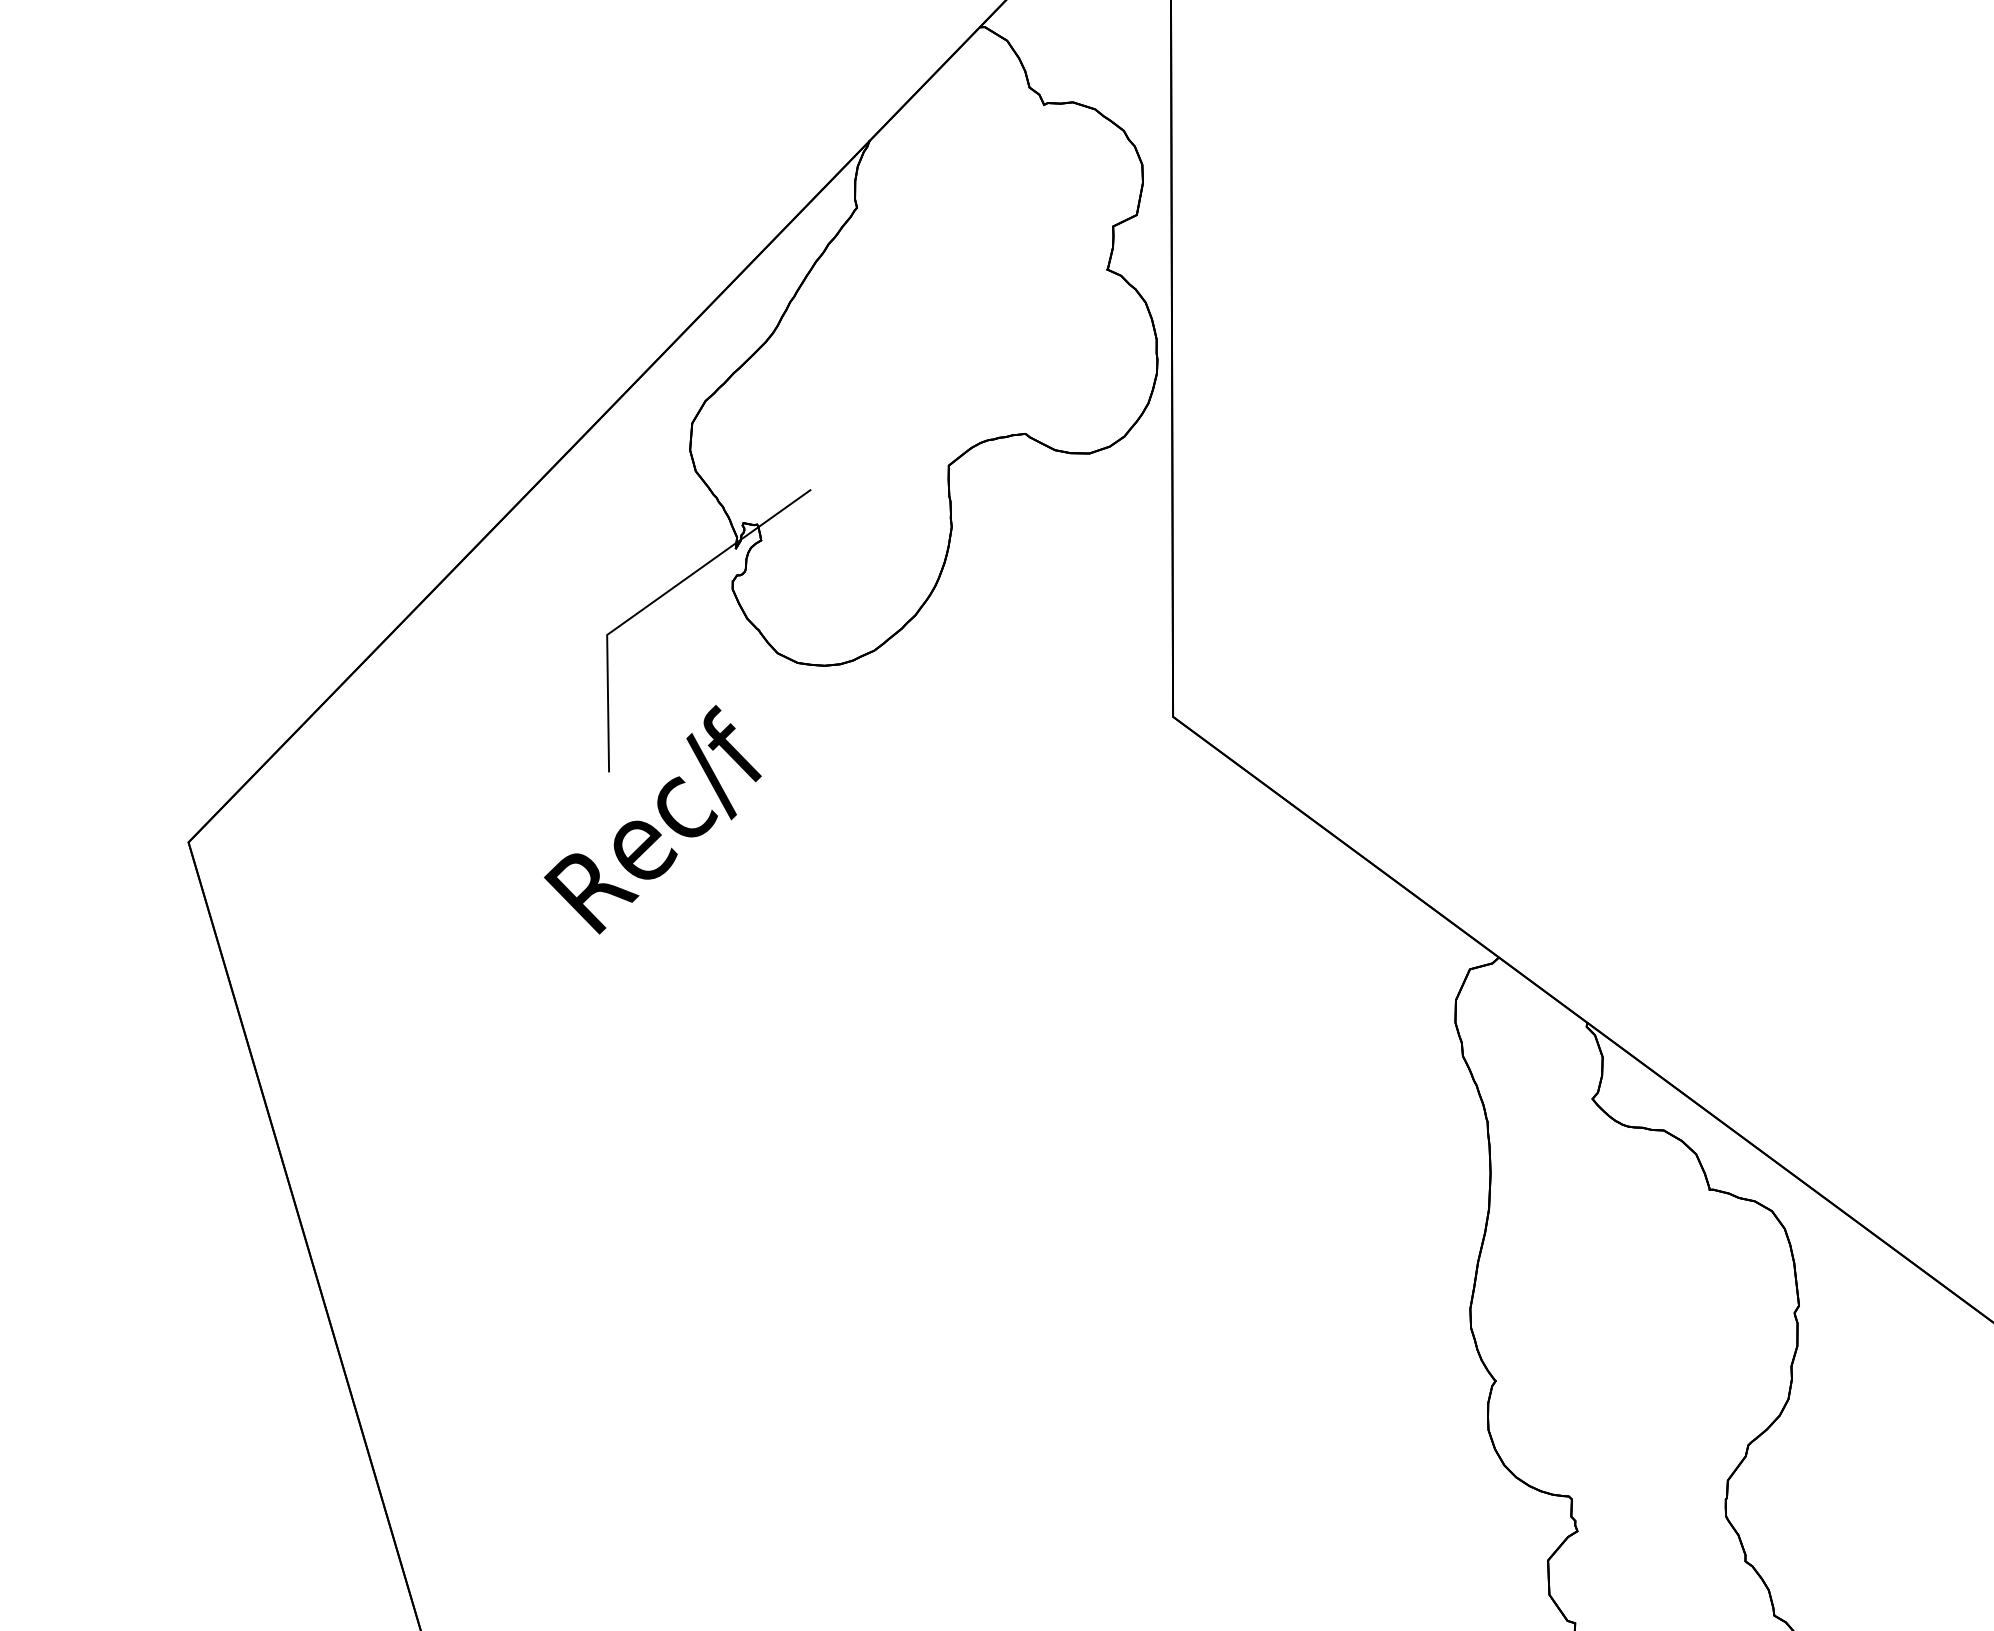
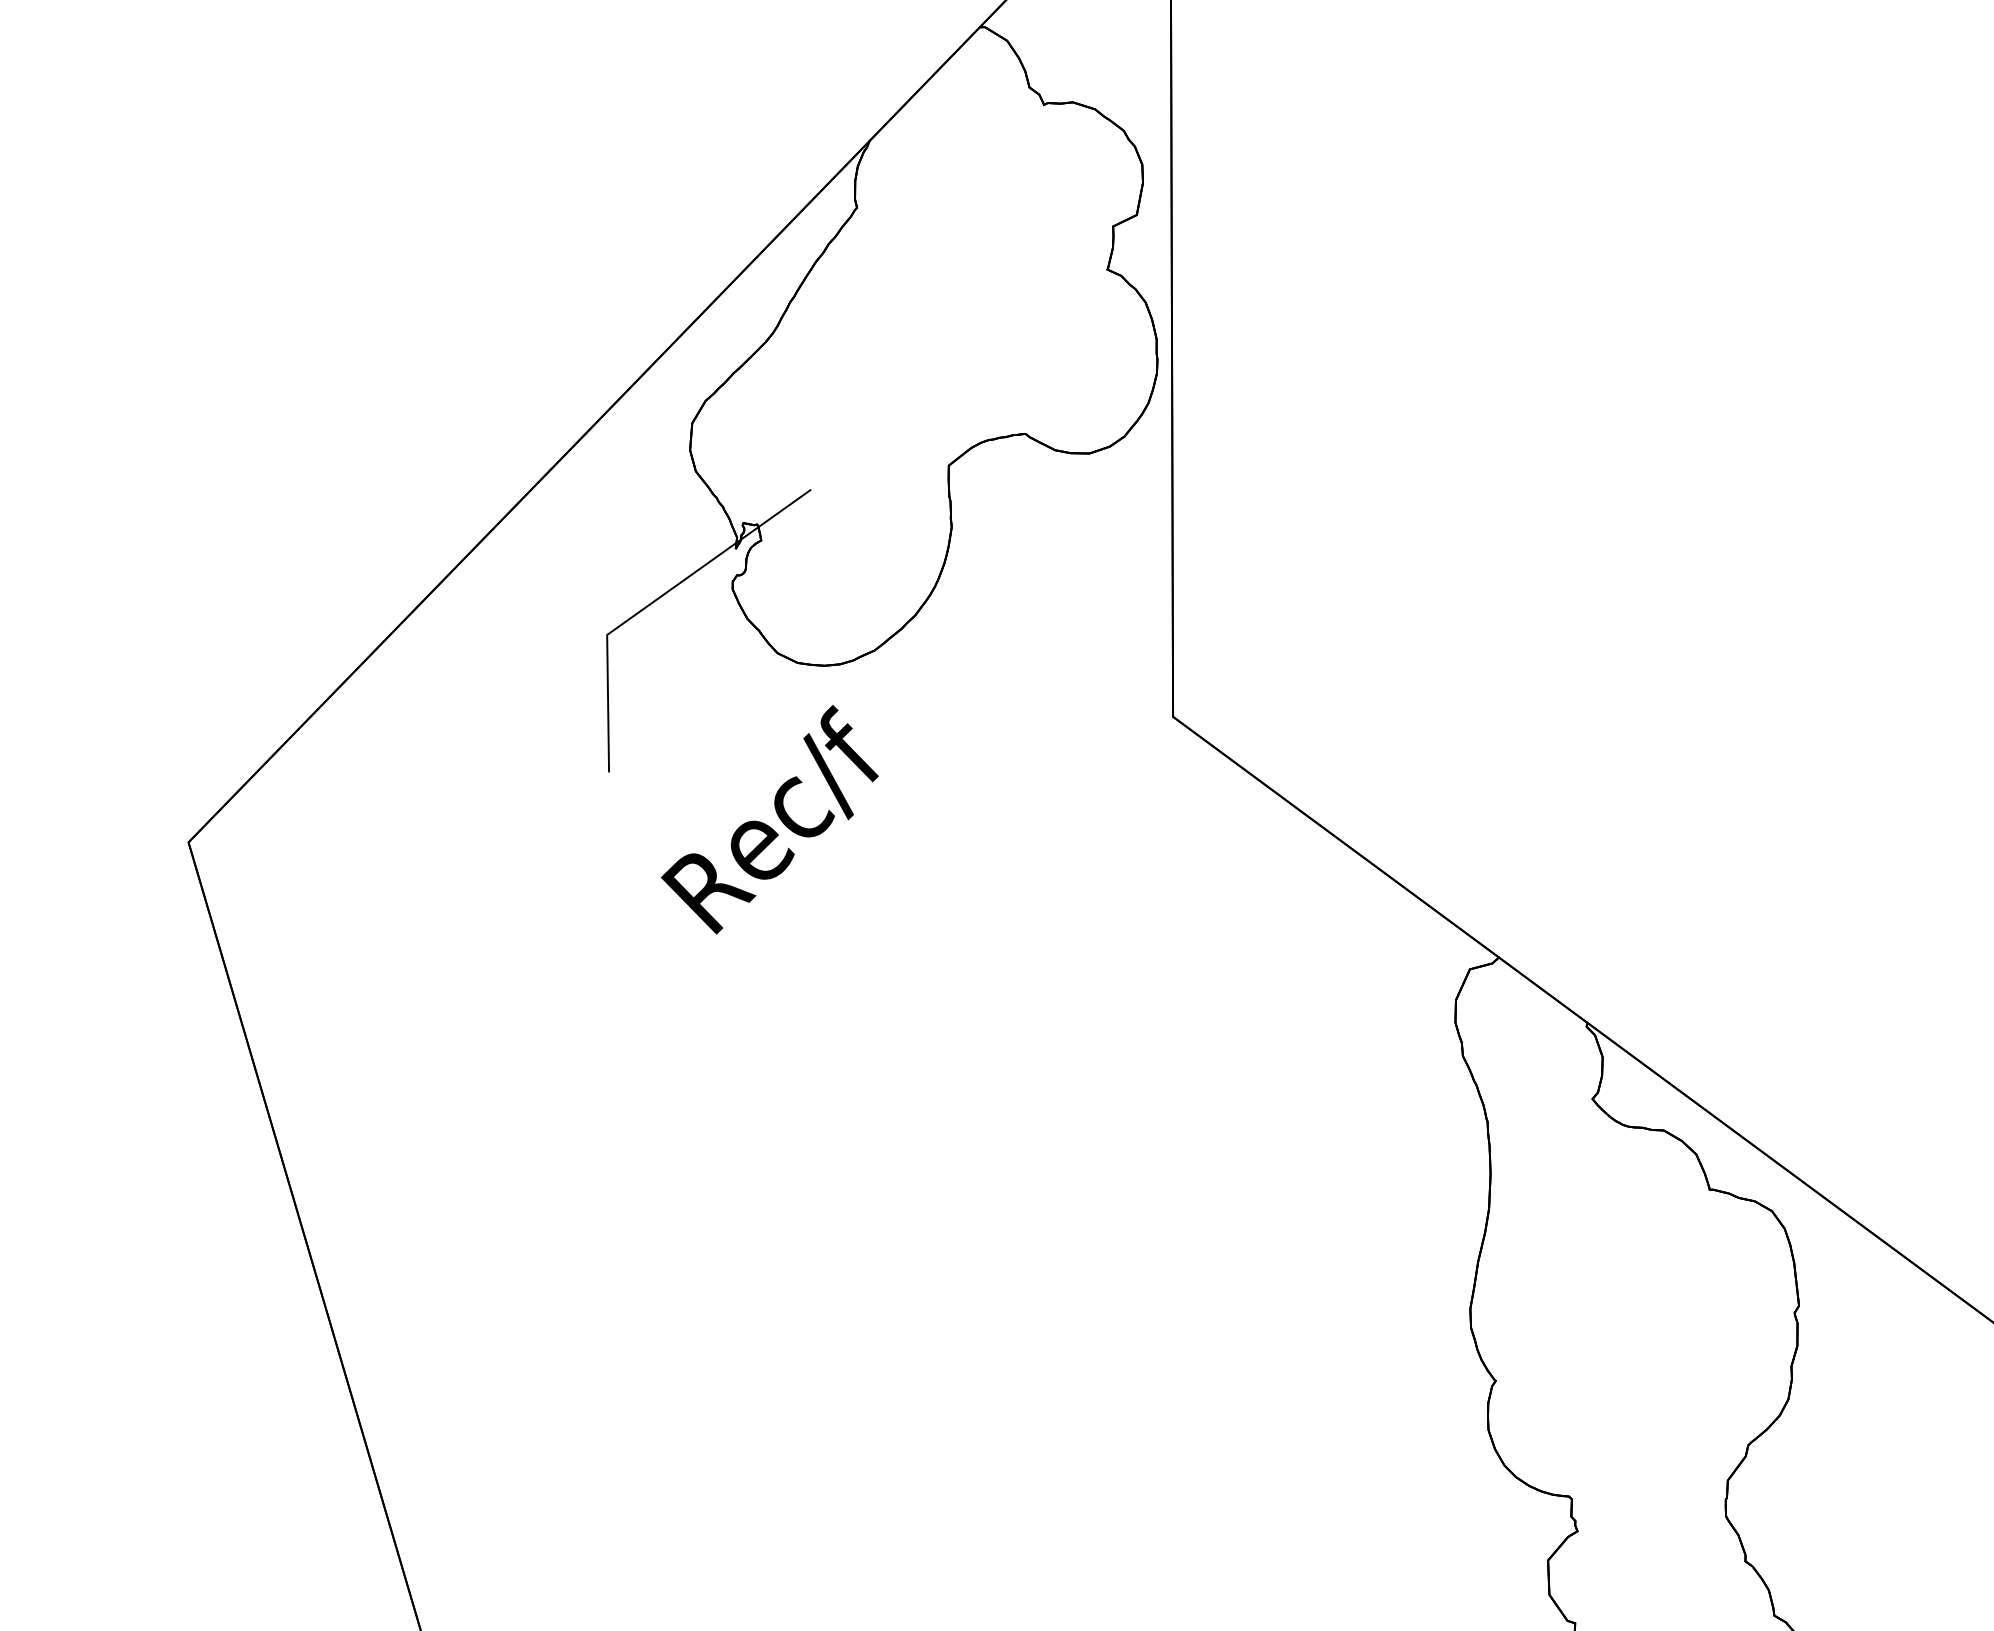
text position: (652, 819) -> (769, 819) (769, 819)
